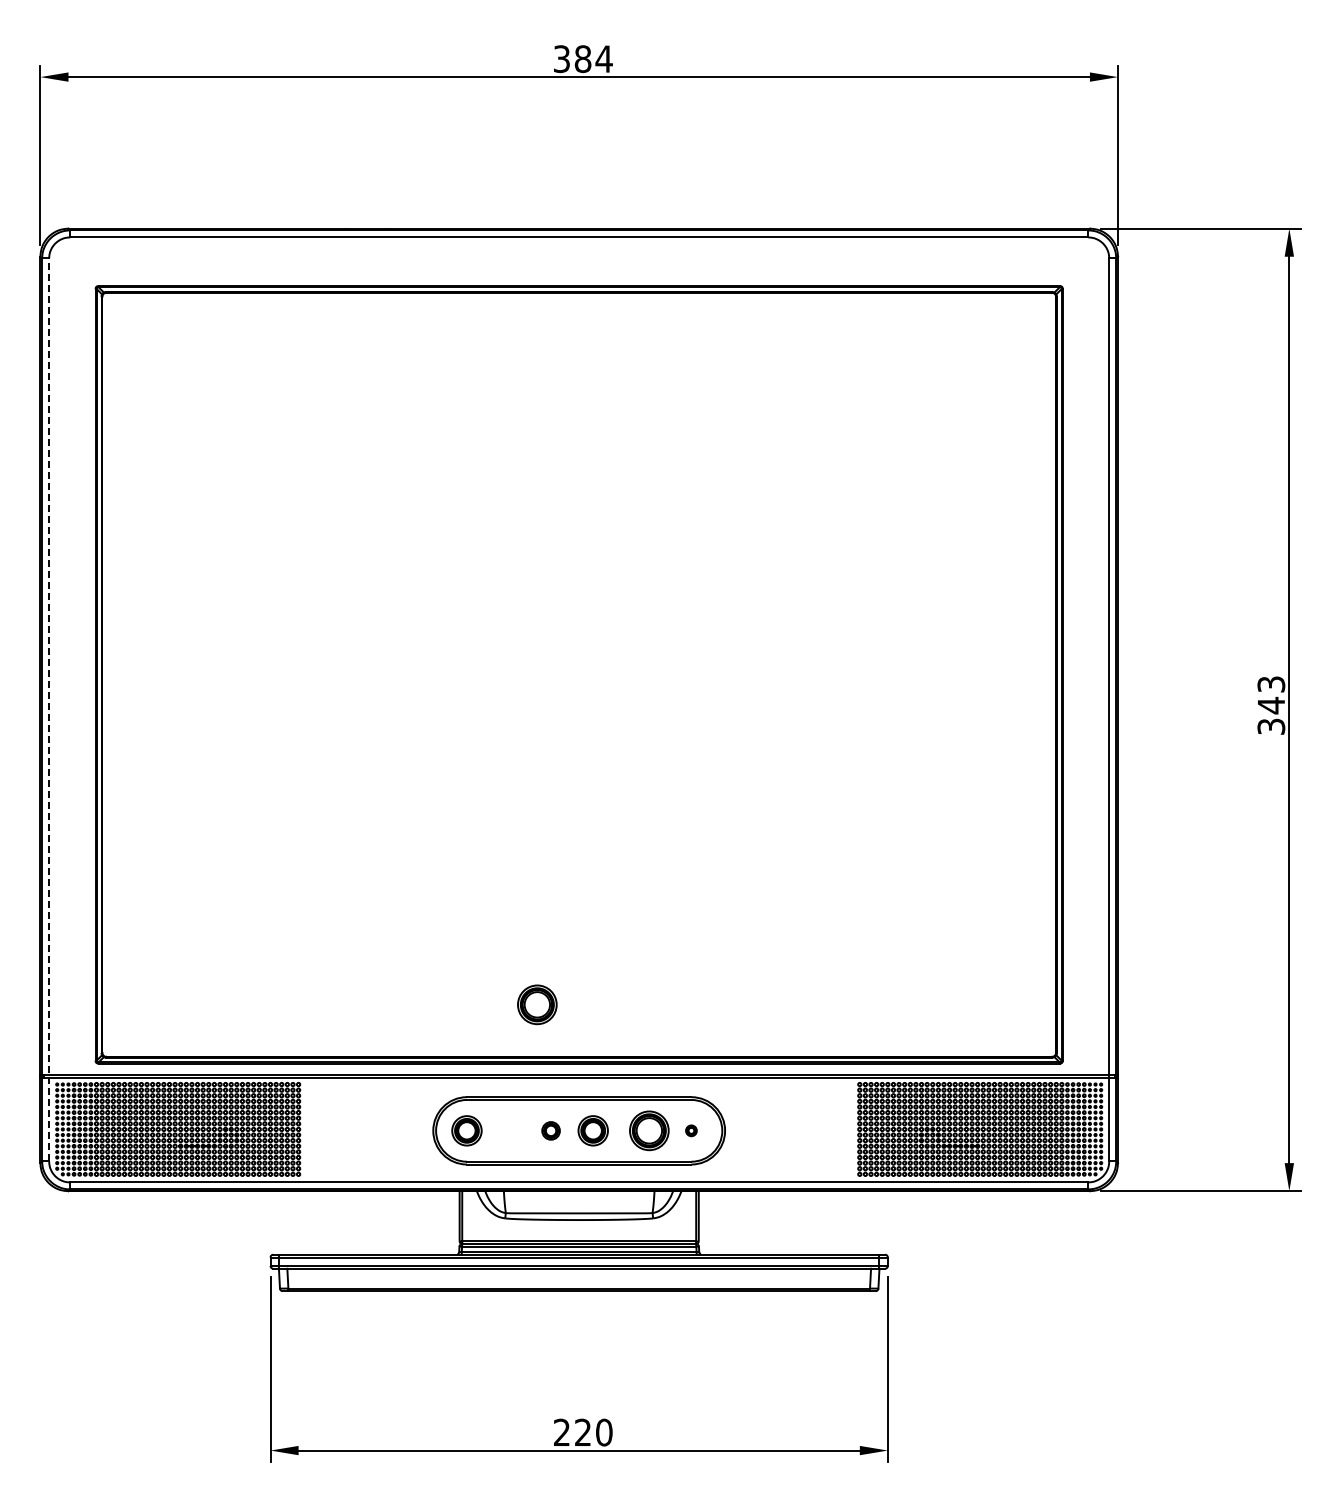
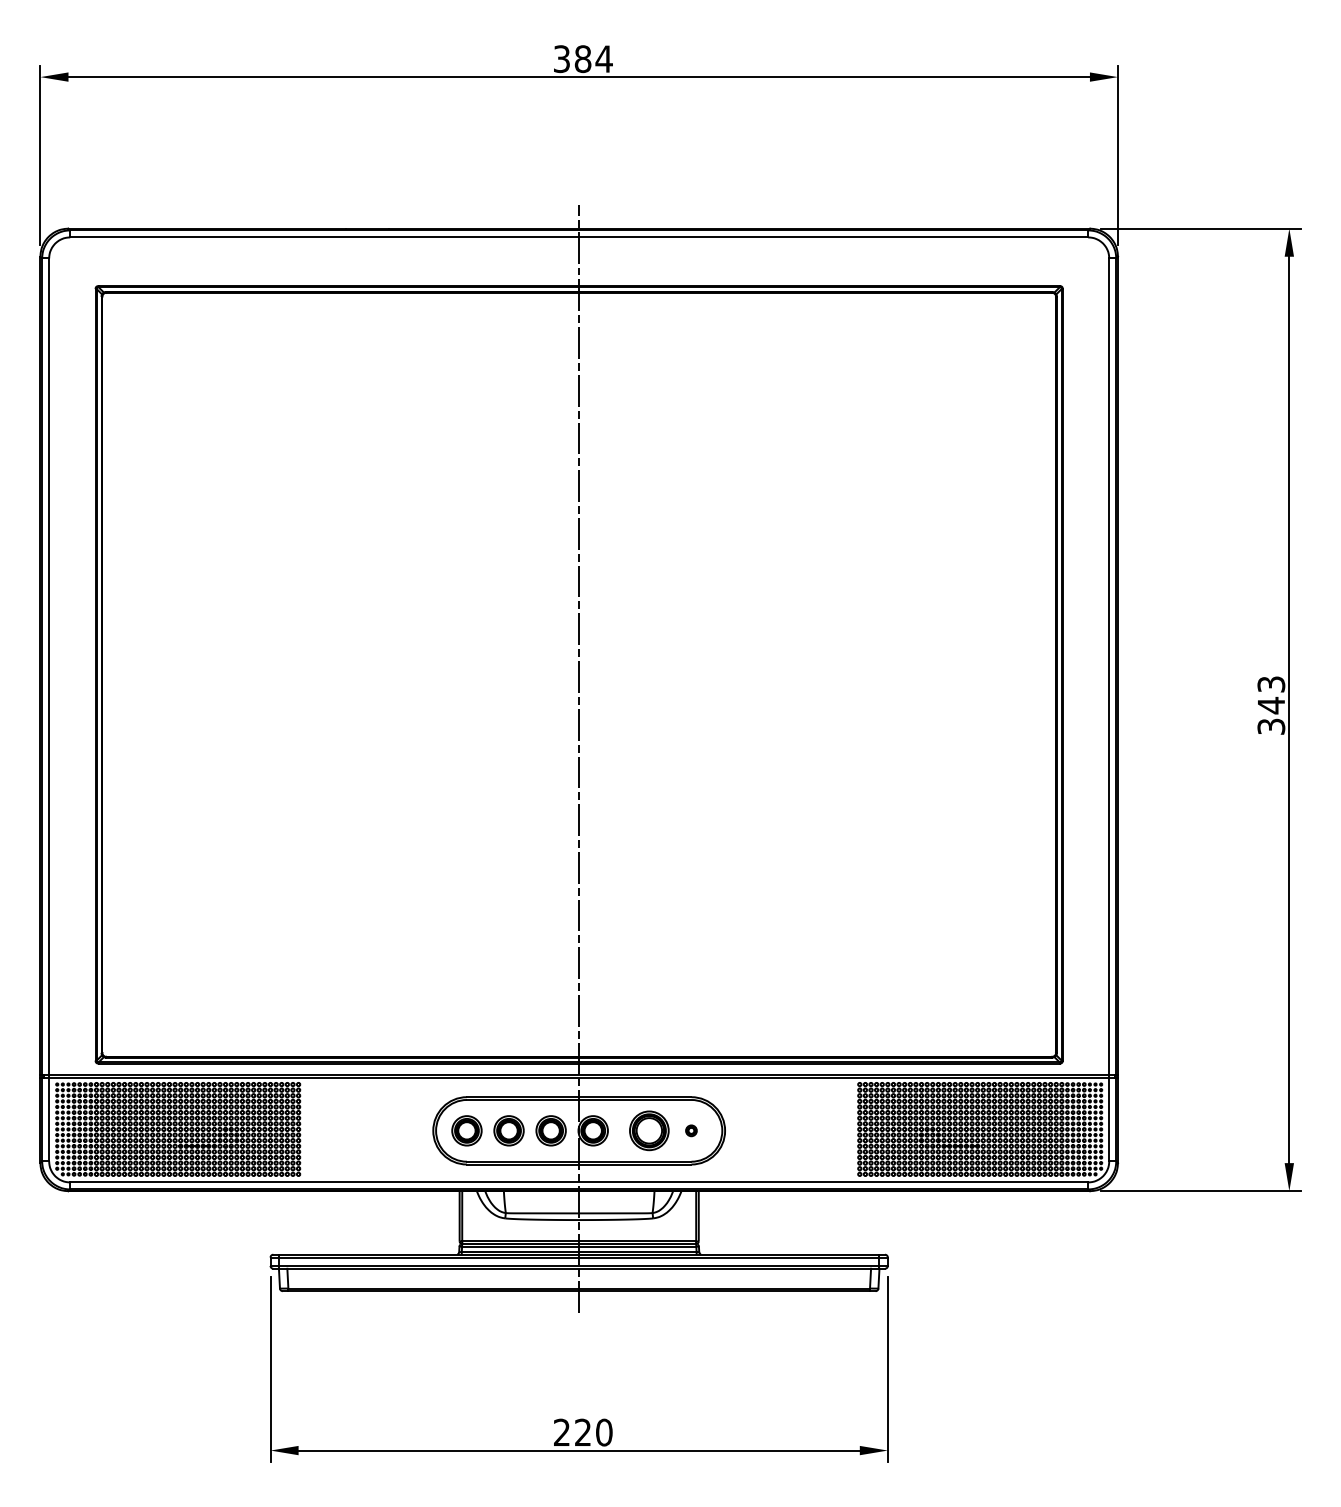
line: dashed -> solid (49, 709)
line: none -> present (579, 758)
part: present -> none (537, 1004)
part: none -> present (508, 1130)
part size: 20x20 px -> 32x32 px (550, 1130)
